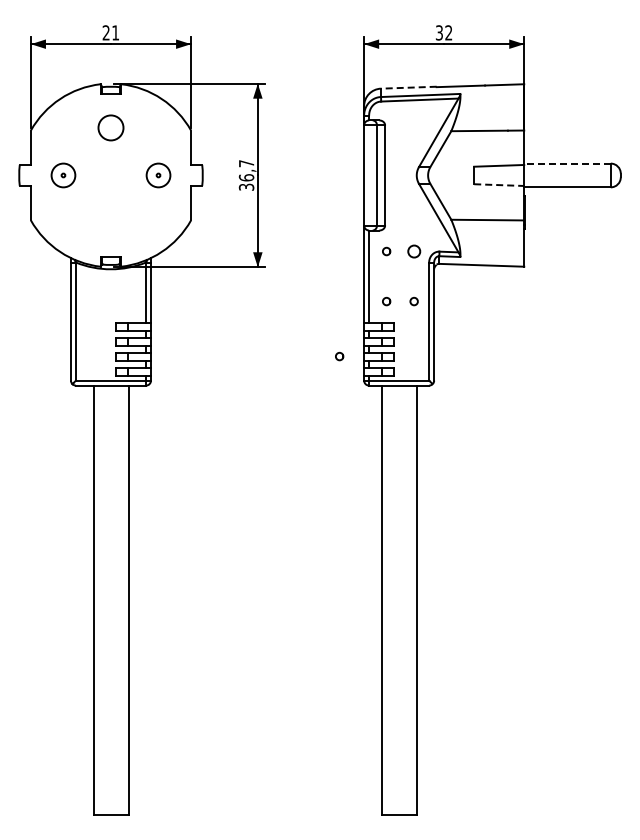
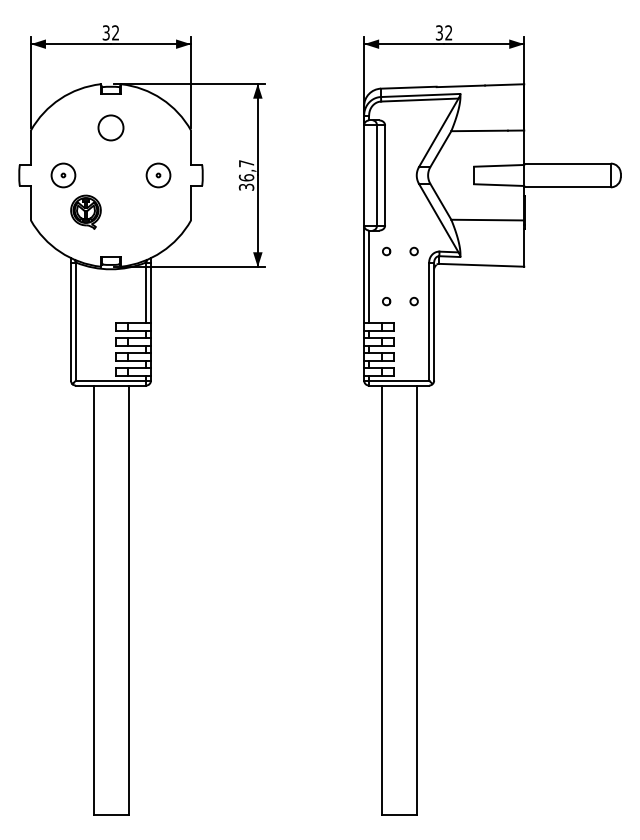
text: 21 -> 32 (110, 32)
line: dashed -> solid (408, 87)
line: dashed -> solid (567, 163)
line: dashed -> solid (499, 185)
part: none -> present (85, 211)
circle size: 15x15 px -> 10x11 px (413, 251)
part: present -> none (339, 356)
